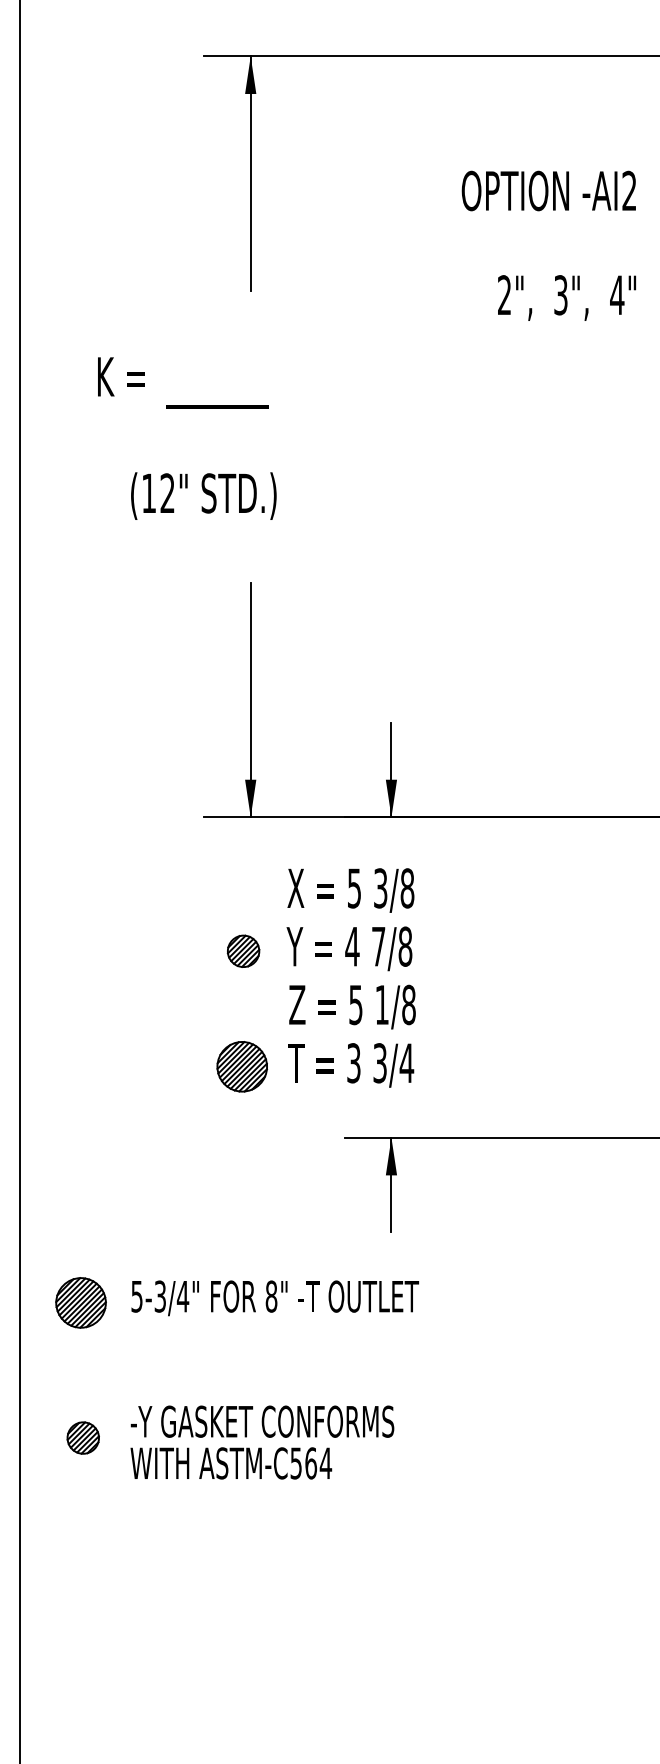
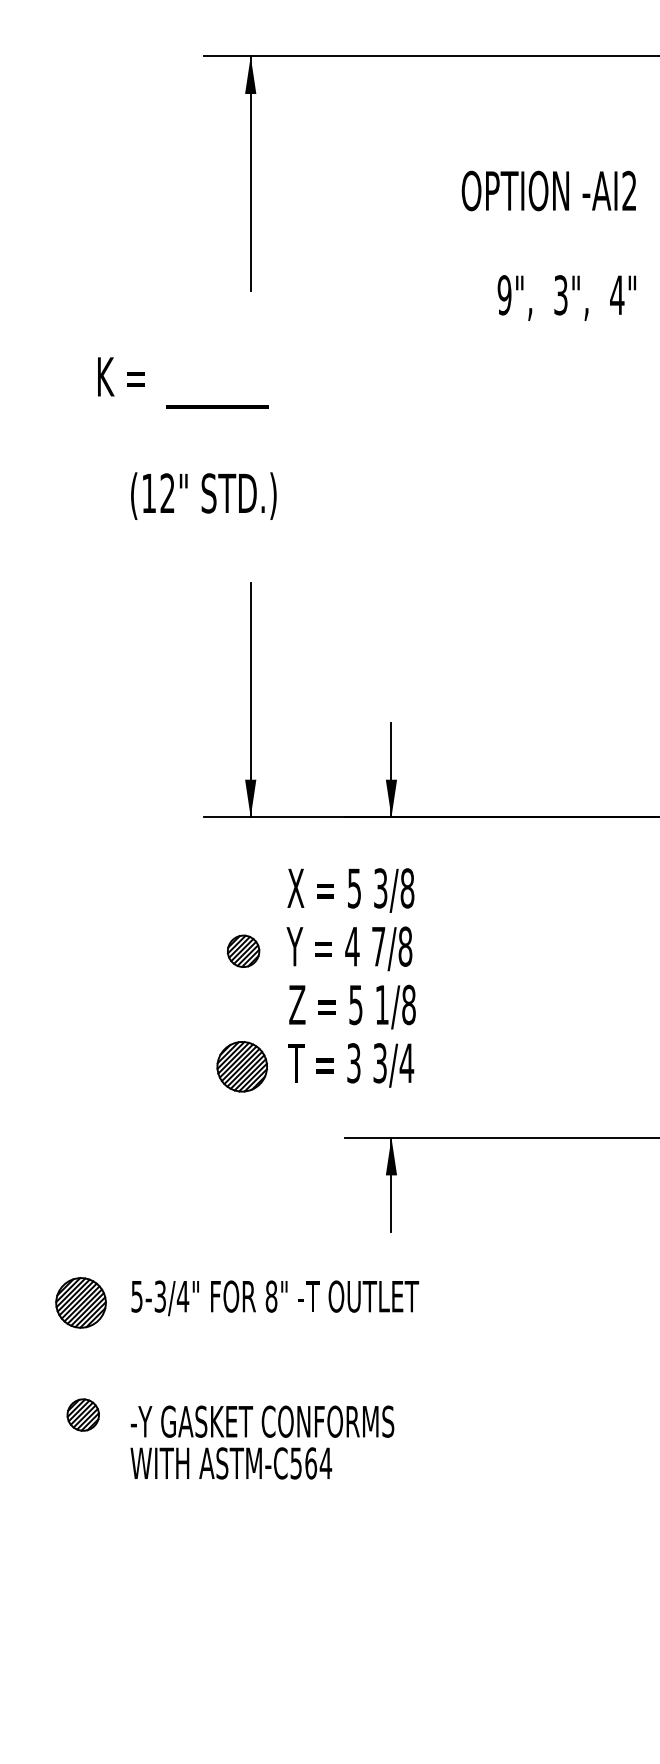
text: 2", -> 9", (504, 295)
line: present -> none (19, 881)
part position: (82, 1437) -> (82, 1414) (82, 1414)
